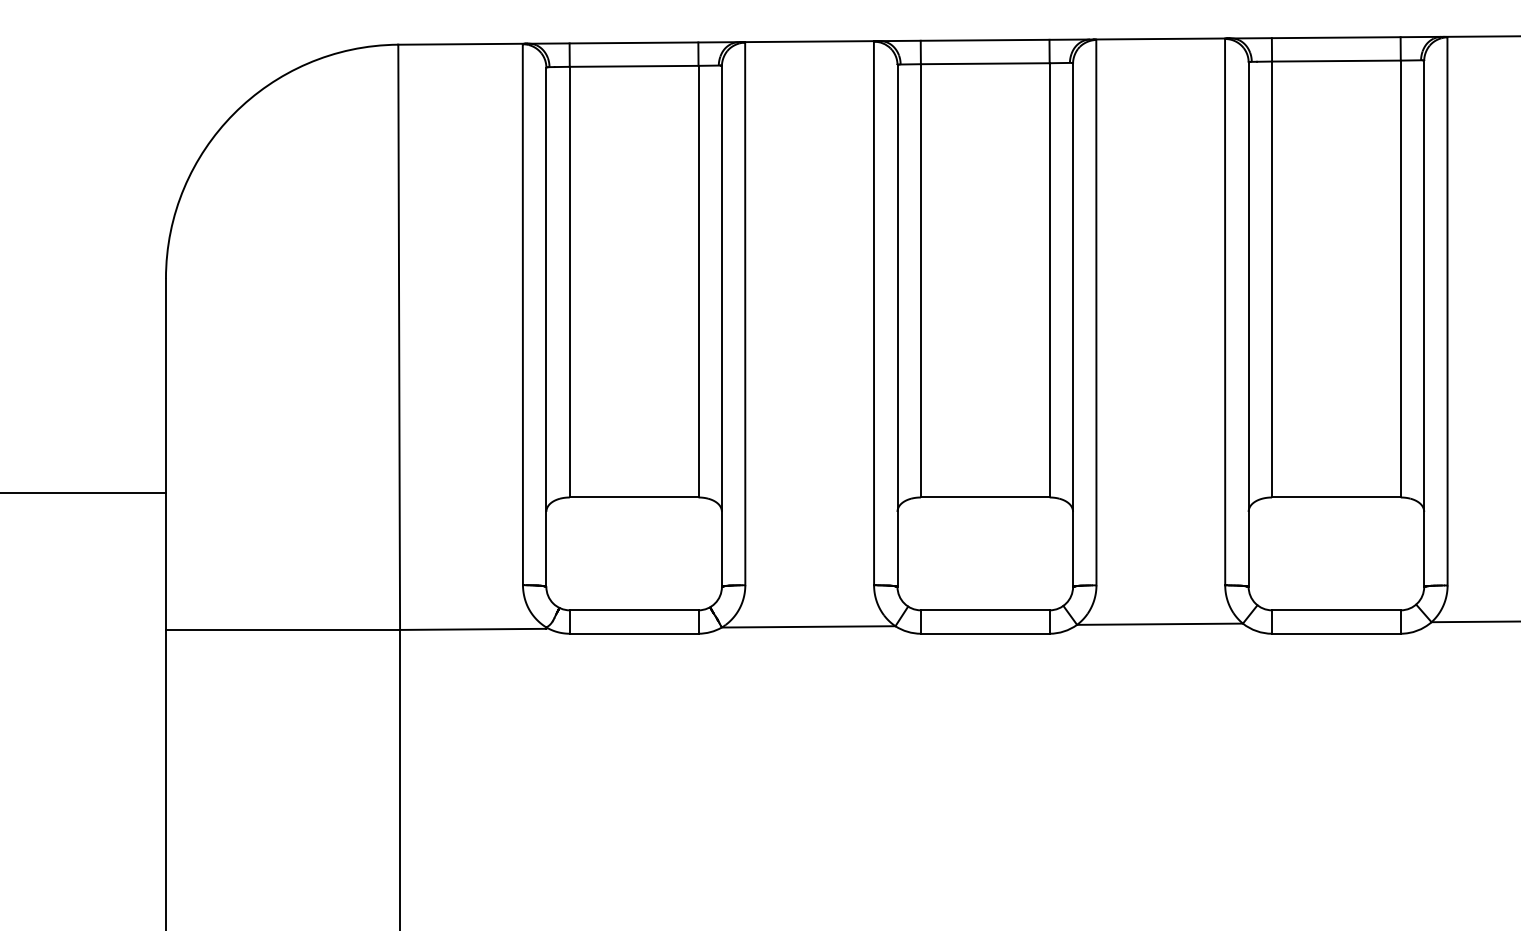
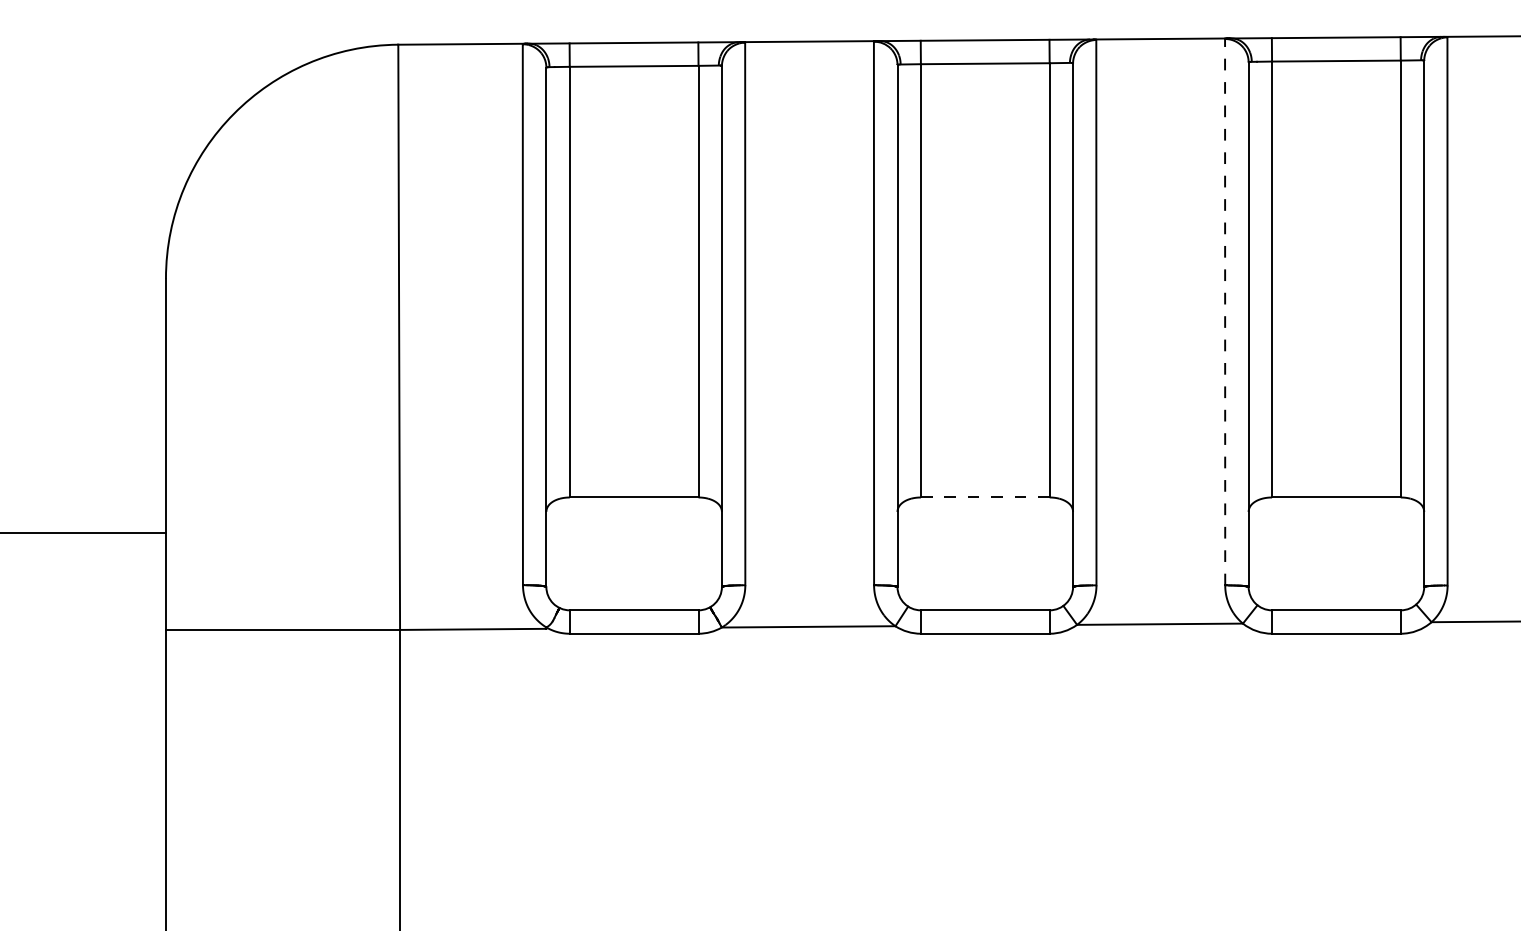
line: solid -> dashed (1225, 311)
line position: (83, 493) -> (83, 533) (83, 533)
line: solid -> dashed (985, 497)
